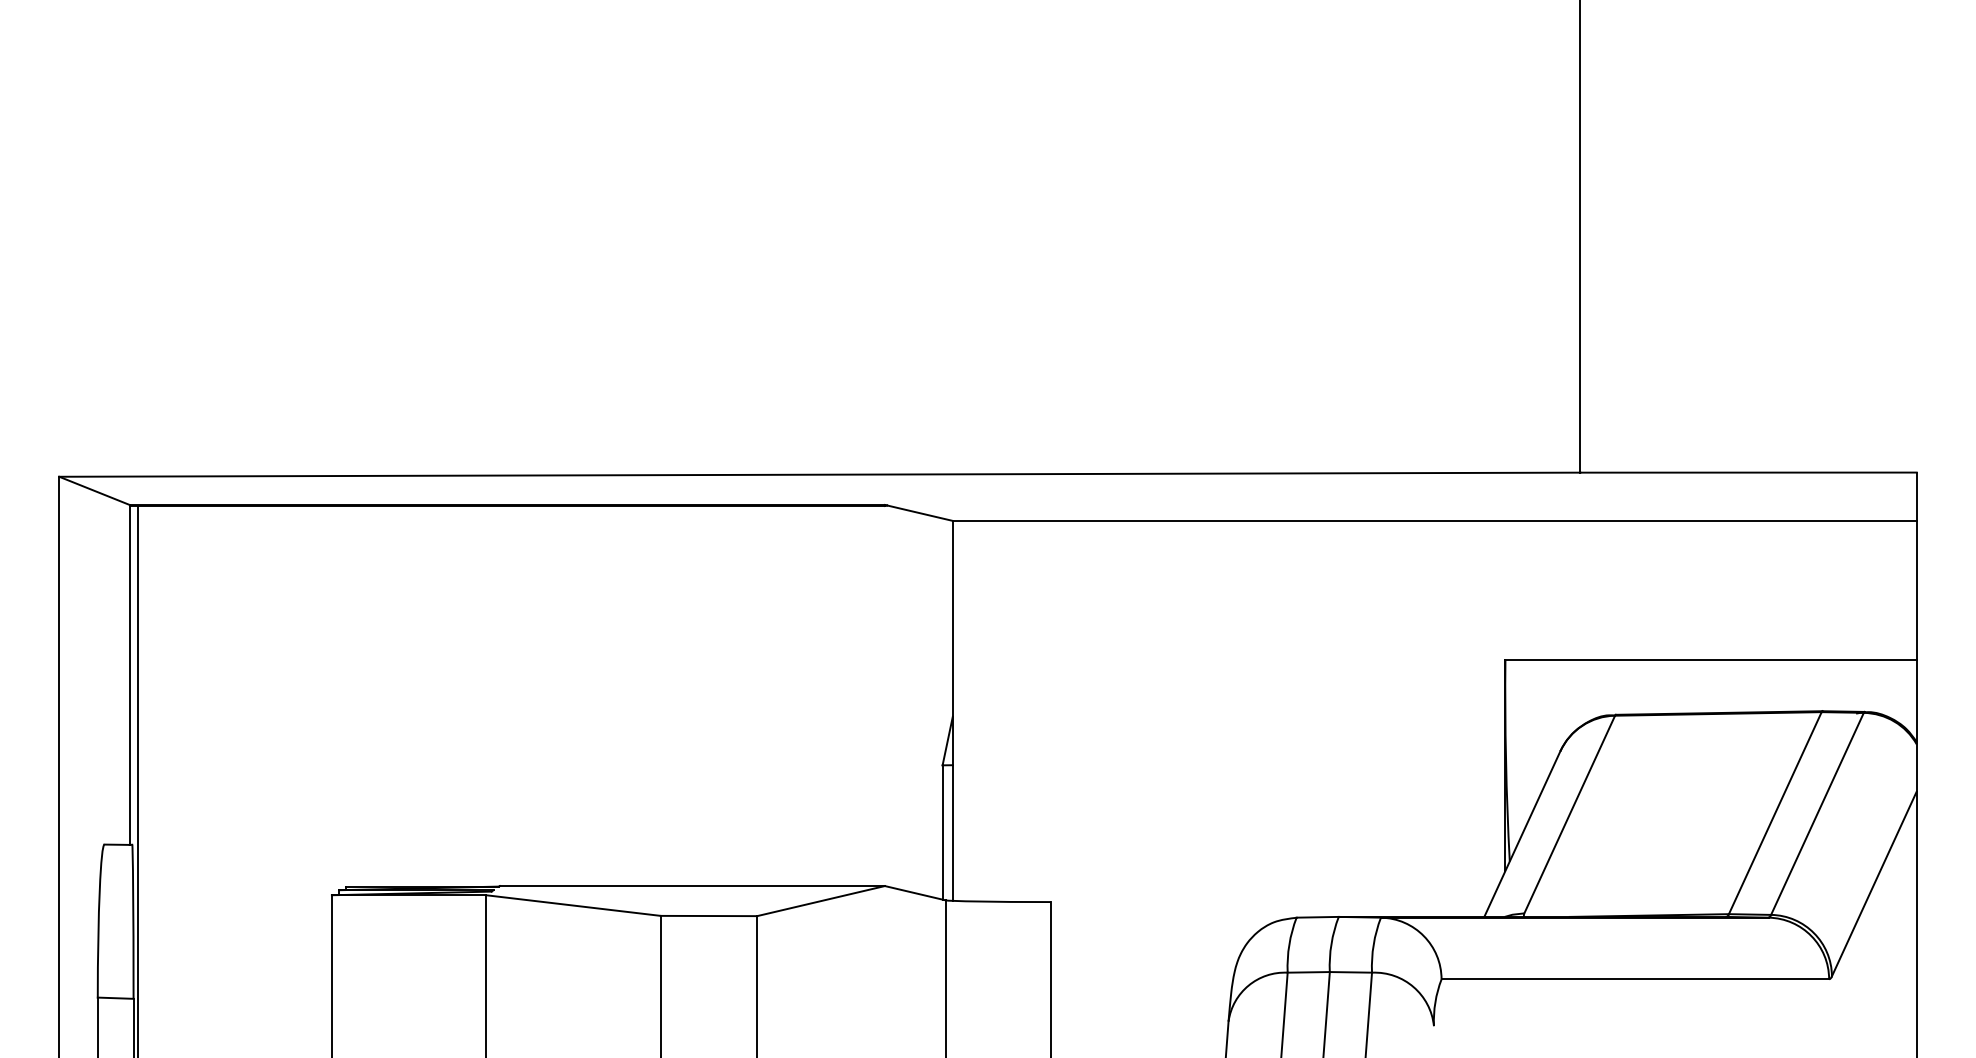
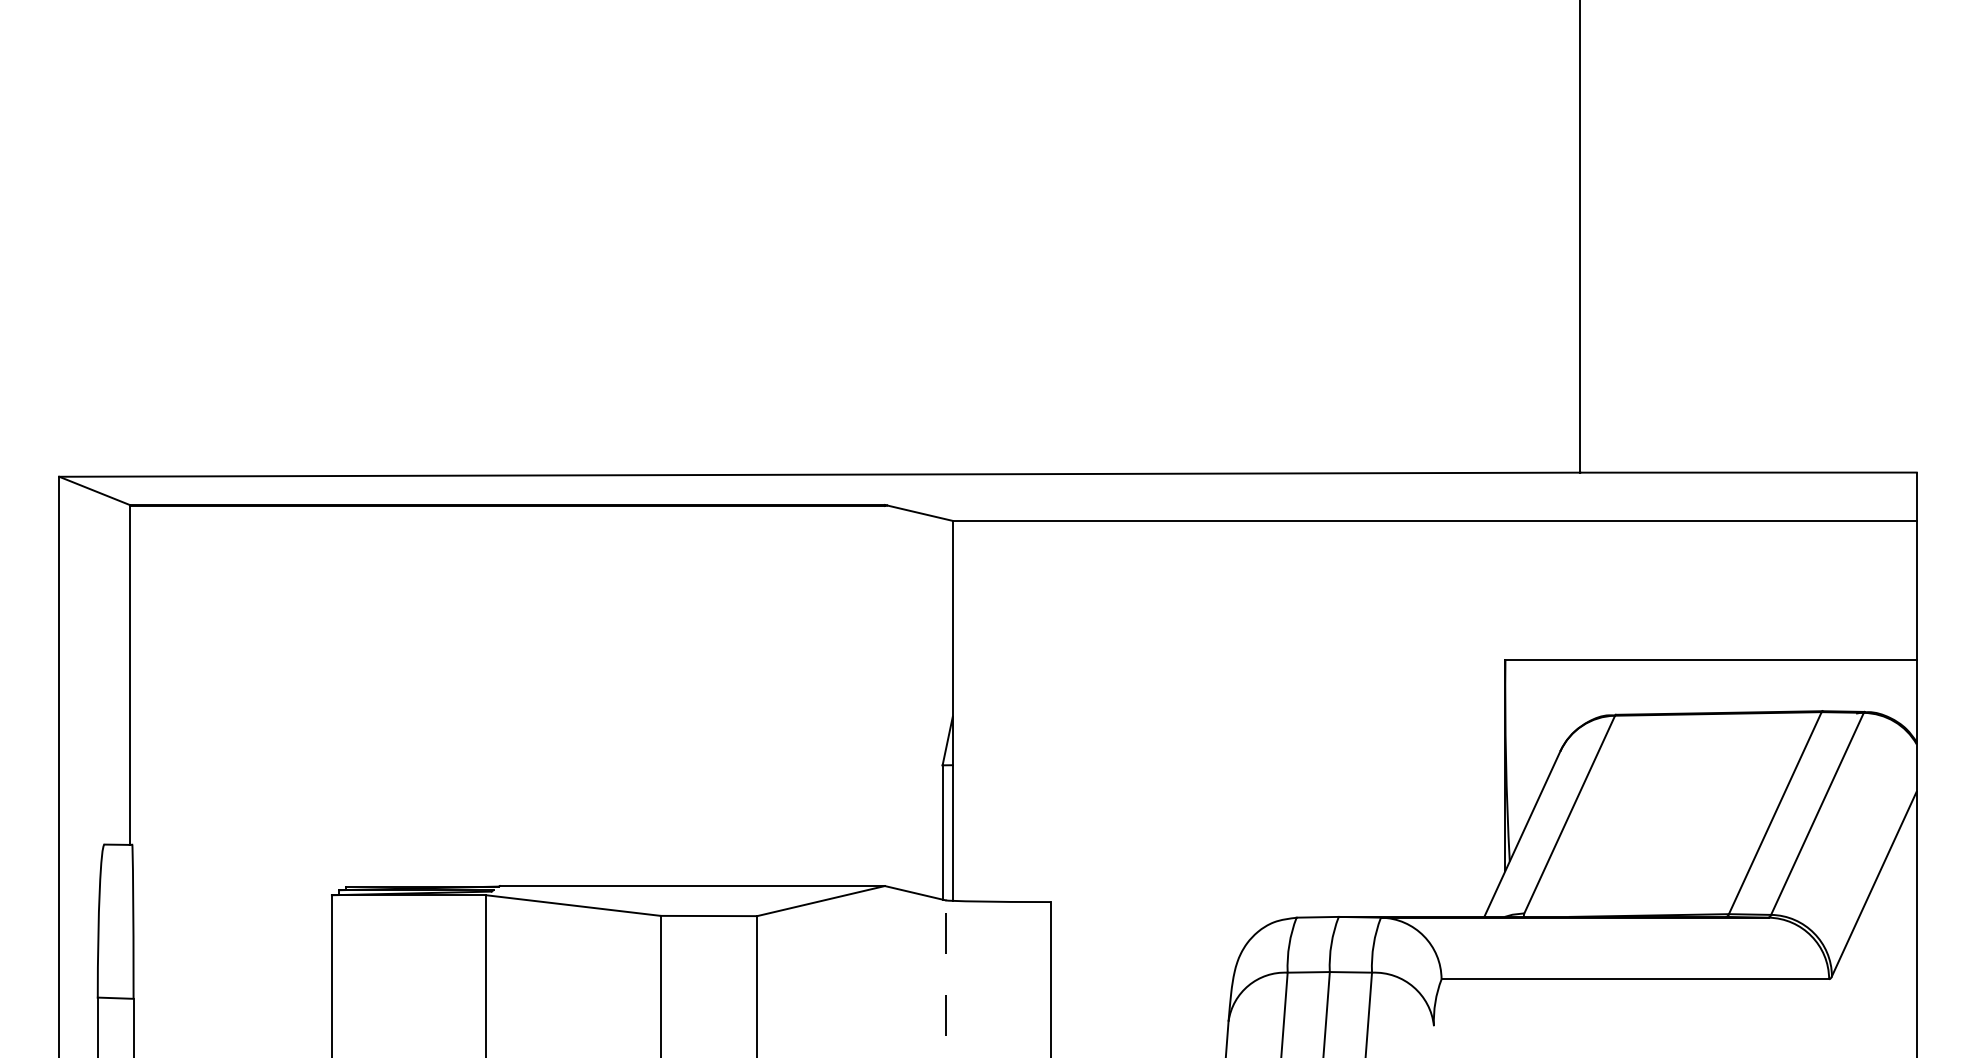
line: present -> none (137, 780)
line: solid -> dashed (945, 978)
